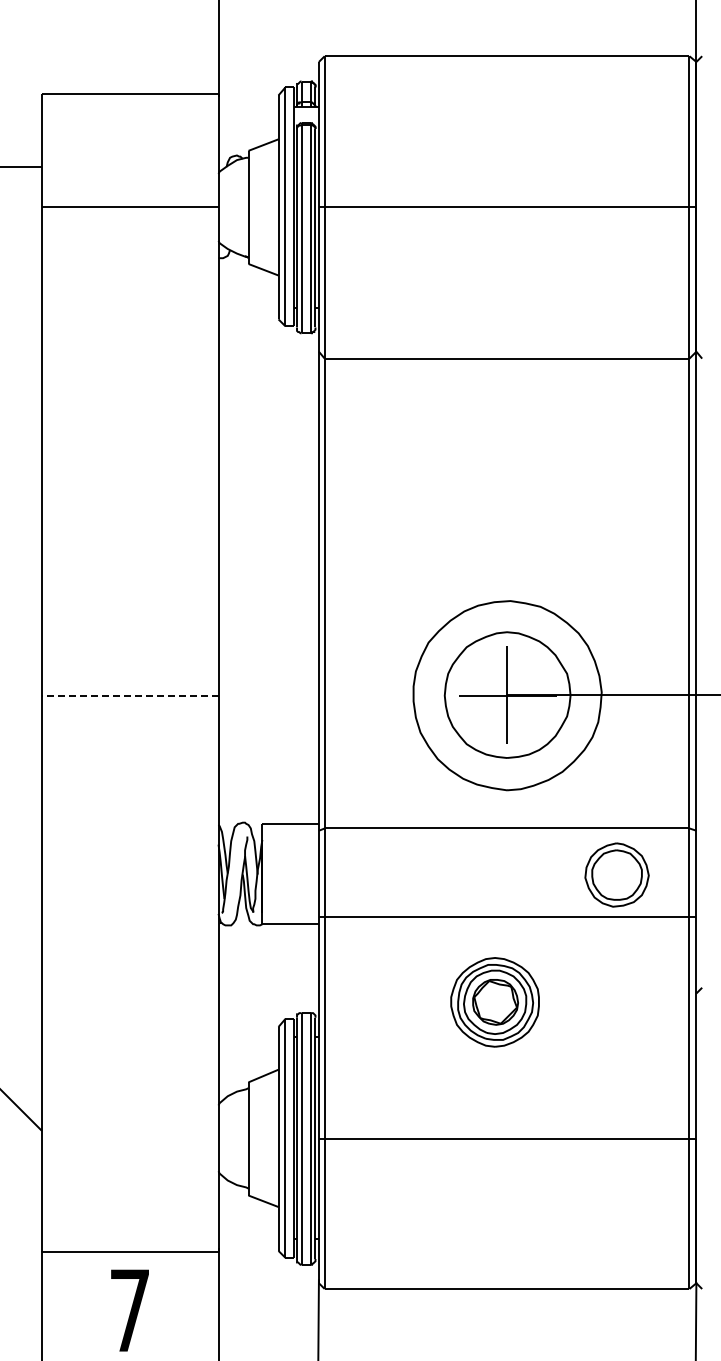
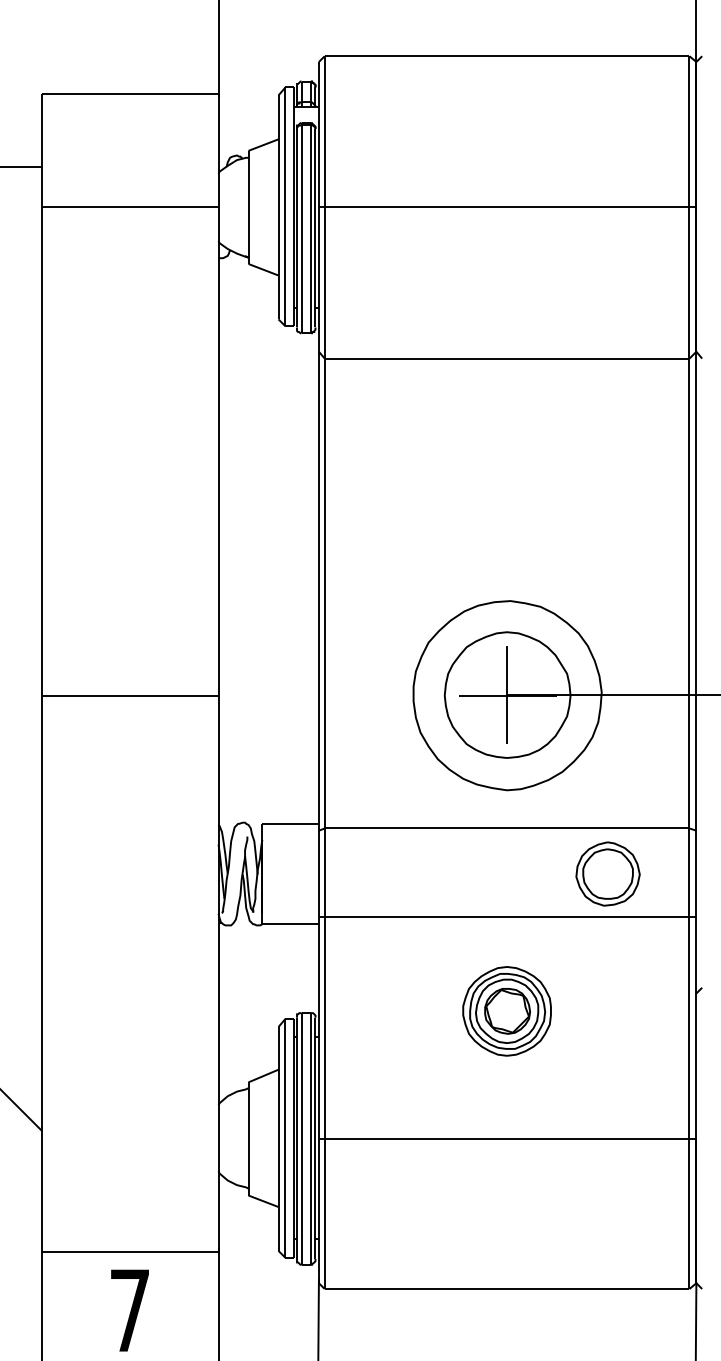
line: dashed -> solid (129, 695)
part position: (616, 874) -> (607, 873) (607, 873)
part position: (494, 1002) -> (506, 1011) (506, 1011)
